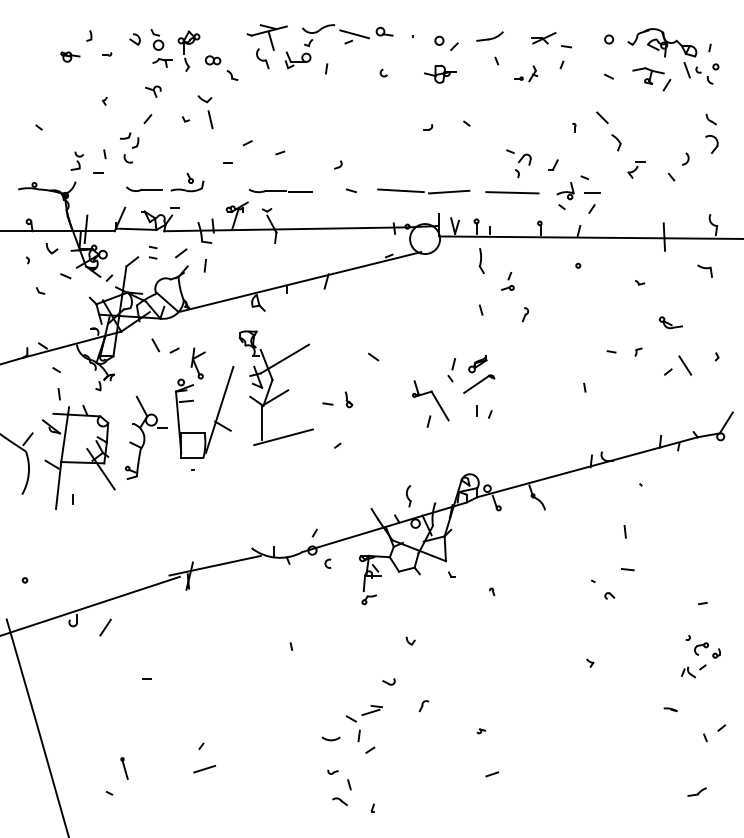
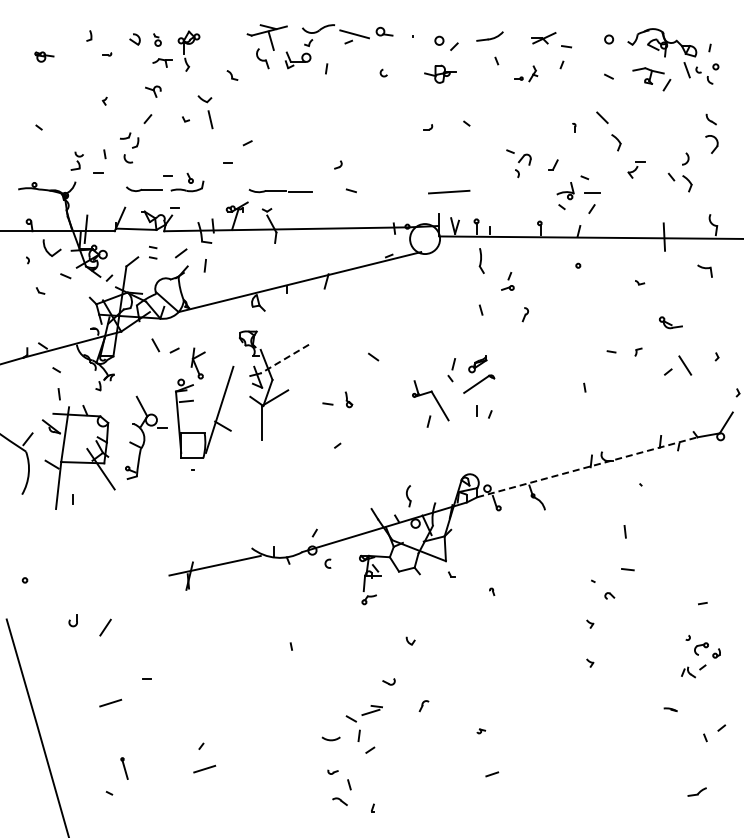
part size: 15x22 px -> 9x14 px (157, 39)
part position: (70, 56) -> (44, 56) (44, 56)
part: present -> none (212, 60)
line: present -> none (280, 152)
line: none -> present (167, 175)
part: none -> present (687, 183)
line: present -> none (400, 190)
line: present -> none (512, 192)
part size: 14x12 px -> 20x18 px (51, 247)
line: solid -> dashed (284, 359)
part: none -> present (737, 392)
line: present -> none (283, 437)
line: solid -> dashed (587, 467)
line: present -> none (90, 605)
part: none -> present (590, 623)
line: none -> present (110, 702)
